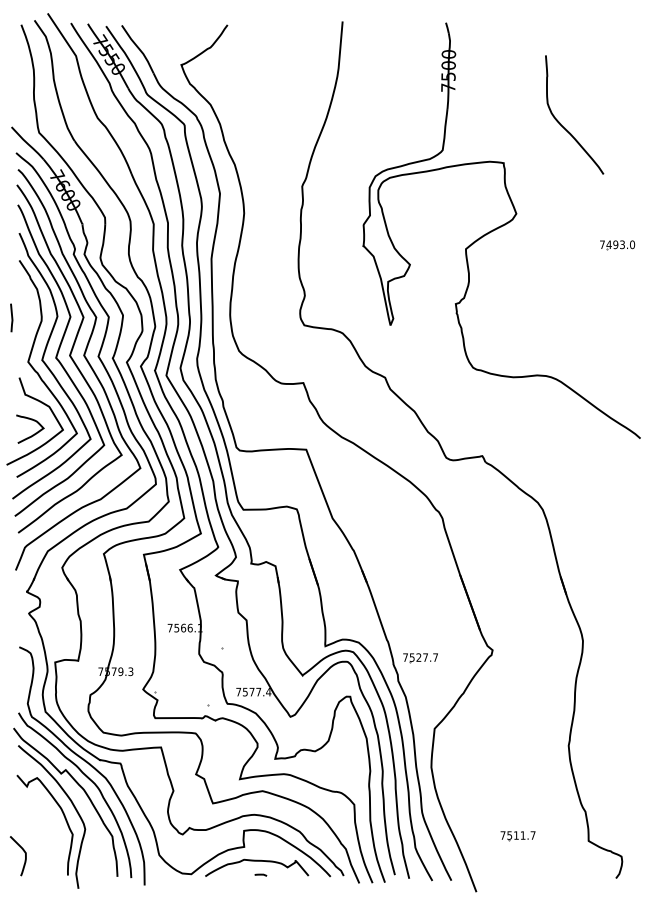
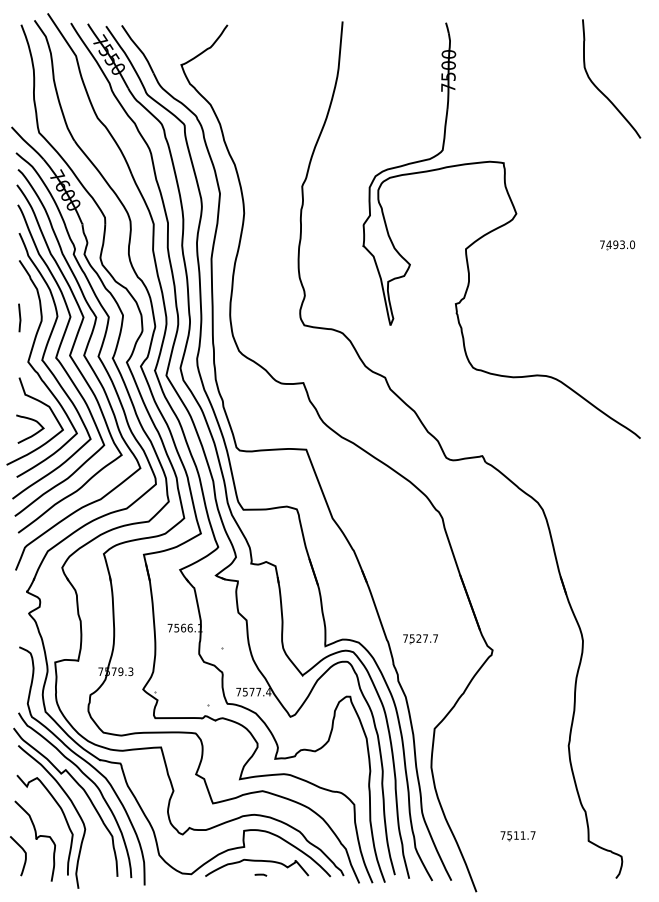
curve position: (560, 122) -> (597, 86) (597, 86)
line position: (11, 317) -> (19, 317) (19, 317)
part position: (420, 658) -> (420, 639) (420, 639)
curve: none -> present (35, 839)
